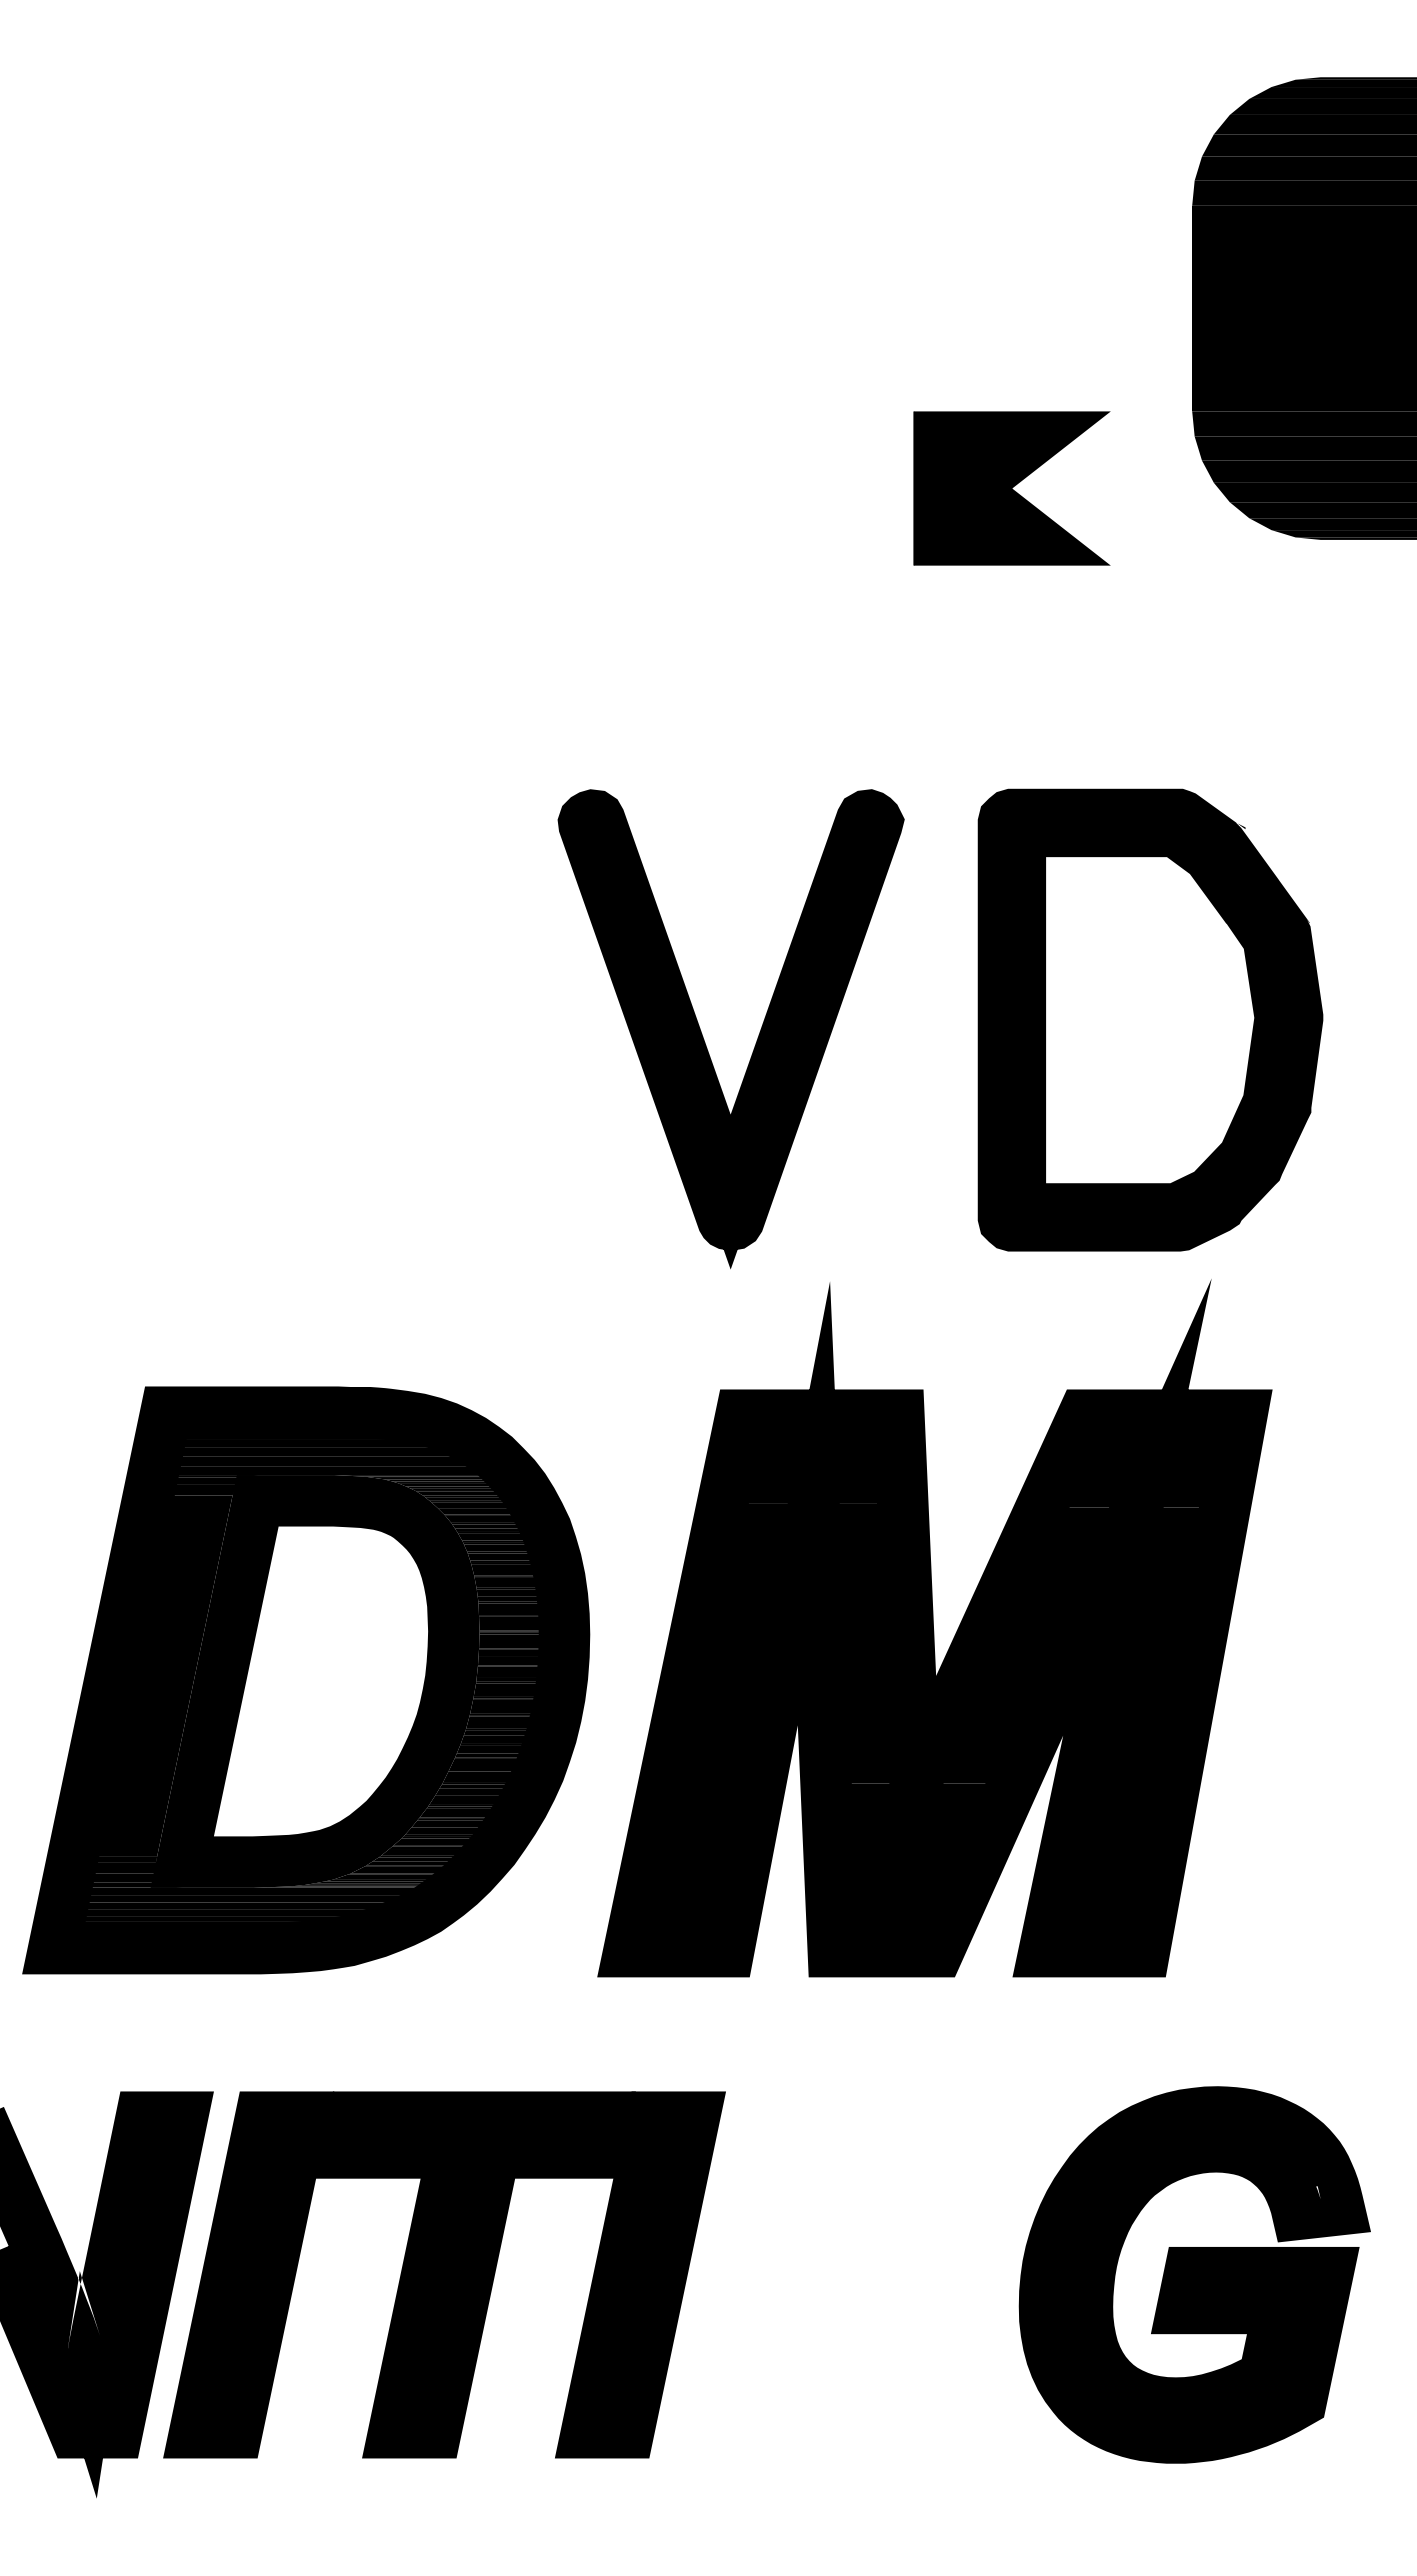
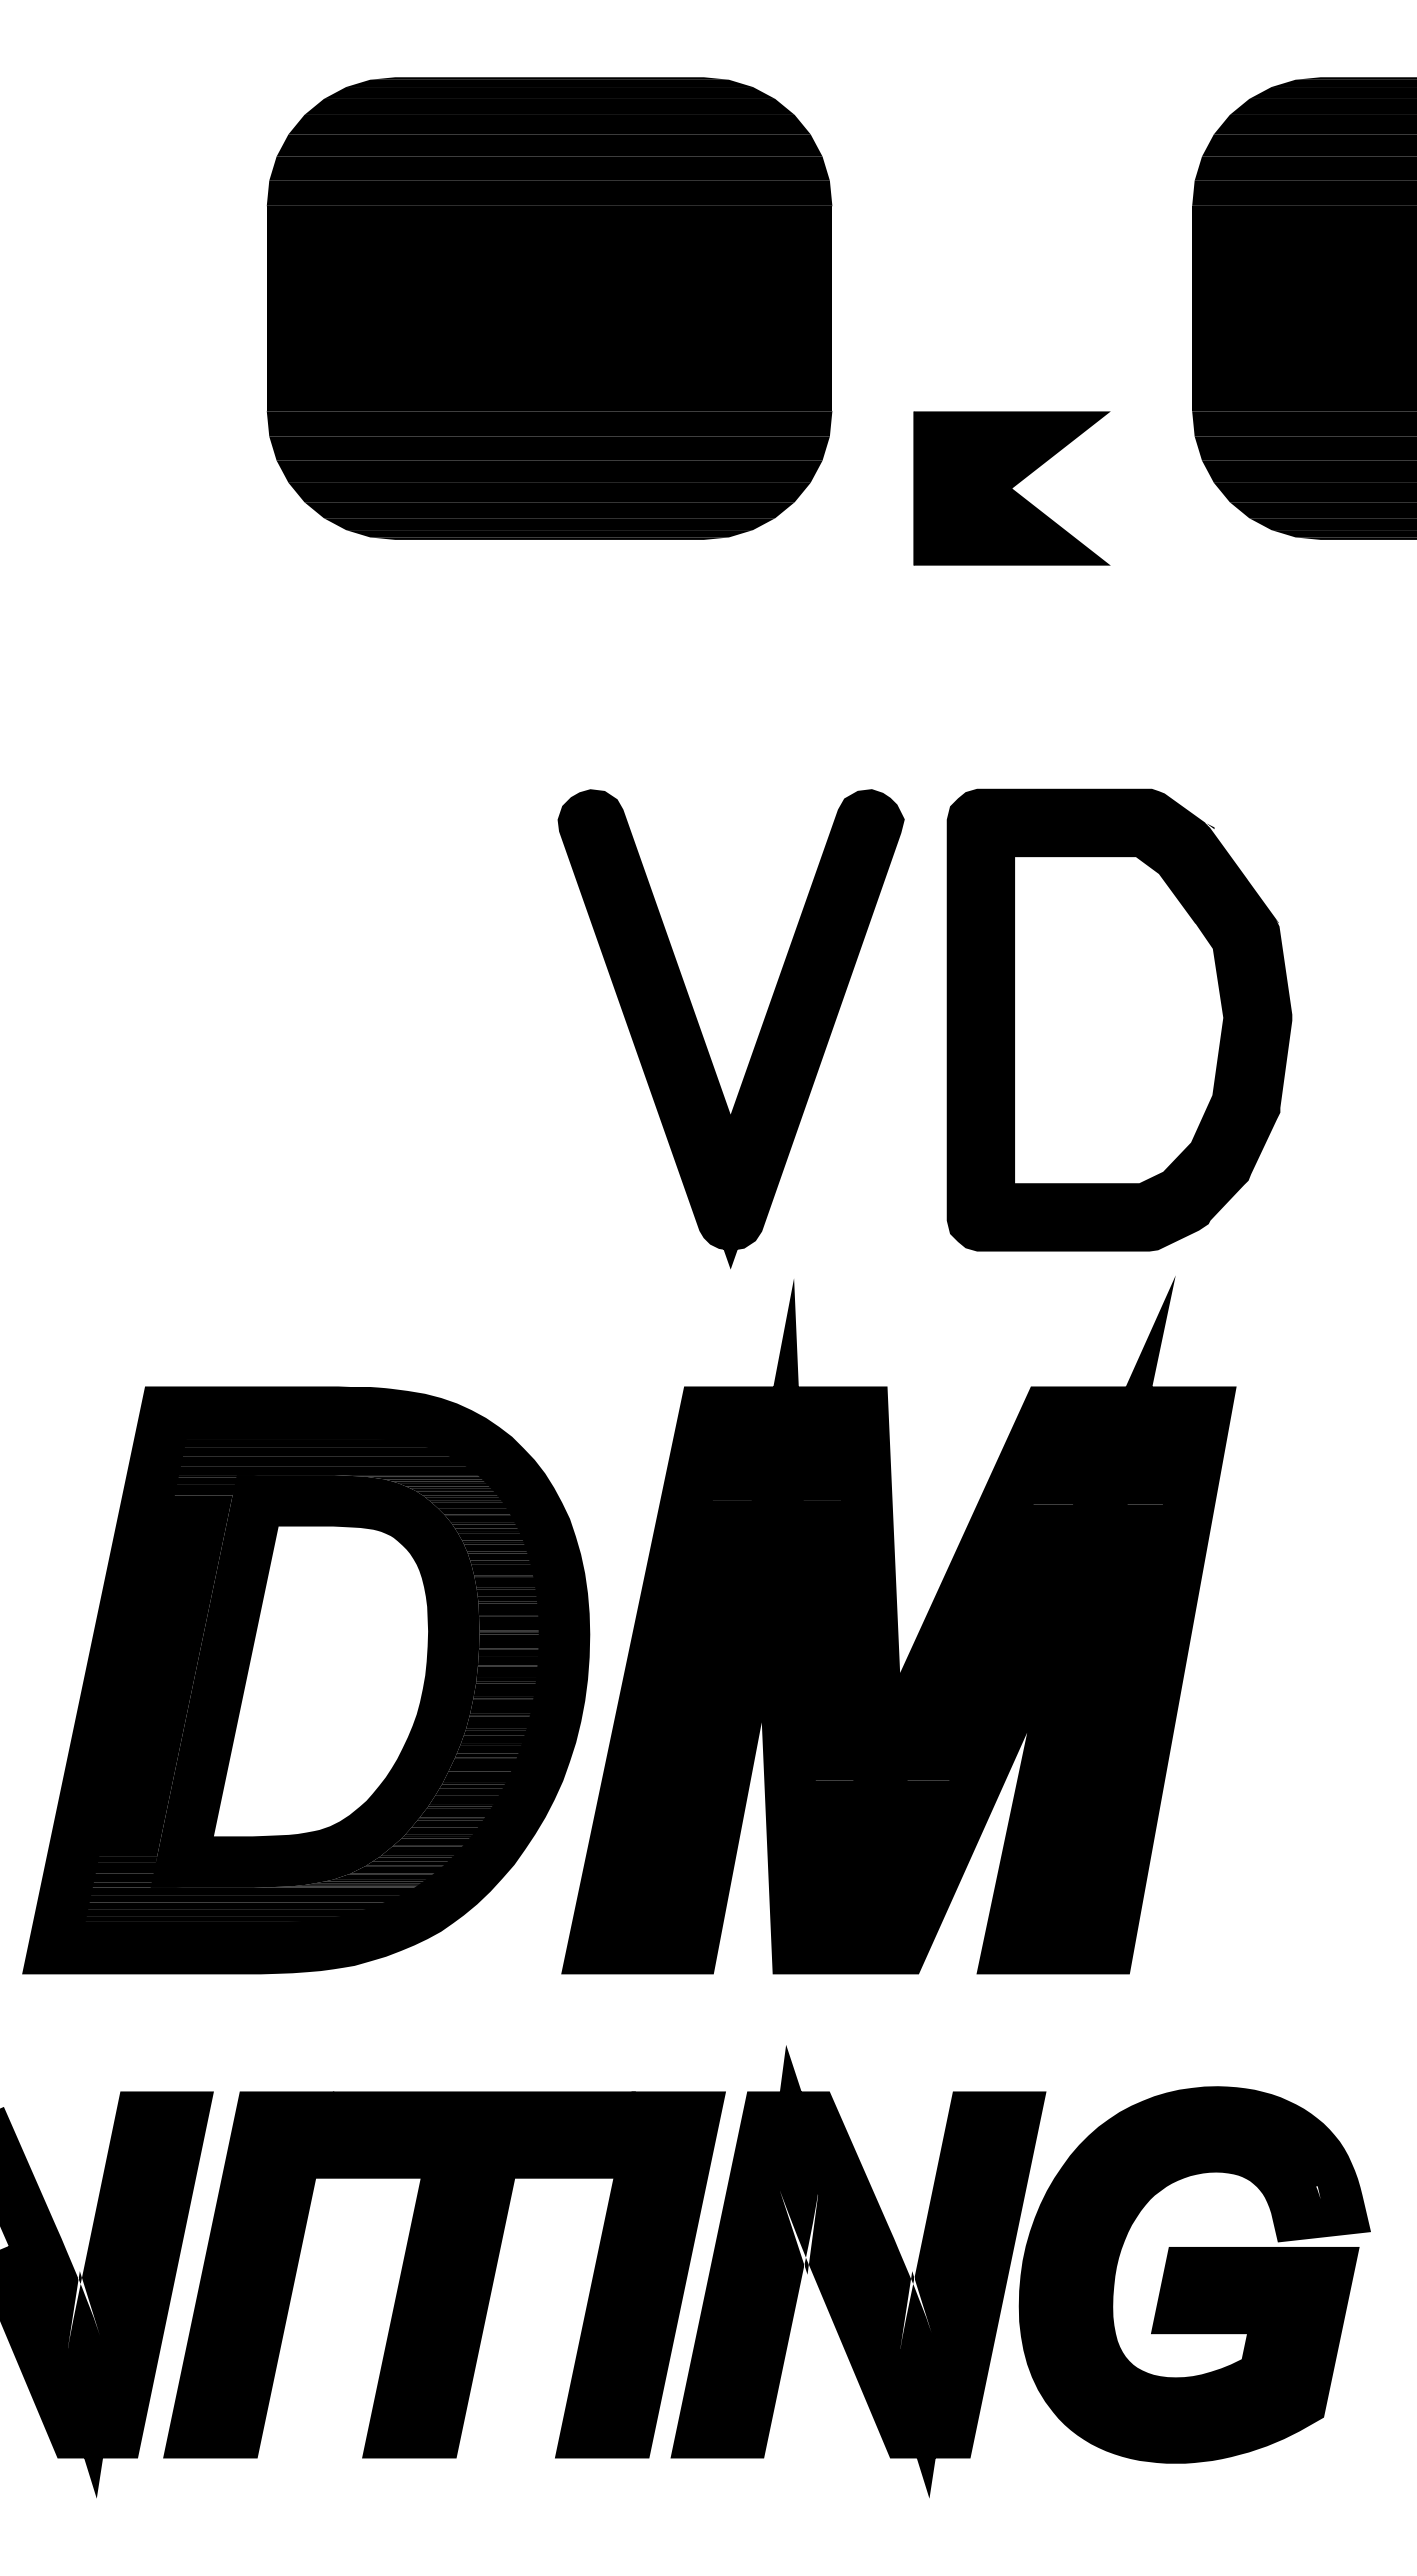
part: none -> present (549, 308)
part position: (1150, 1019) -> (1119, 1019) (1119, 1019)
part position: (934, 1628) -> (898, 1625) (898, 1625)
part: none -> present (858, 2271)
